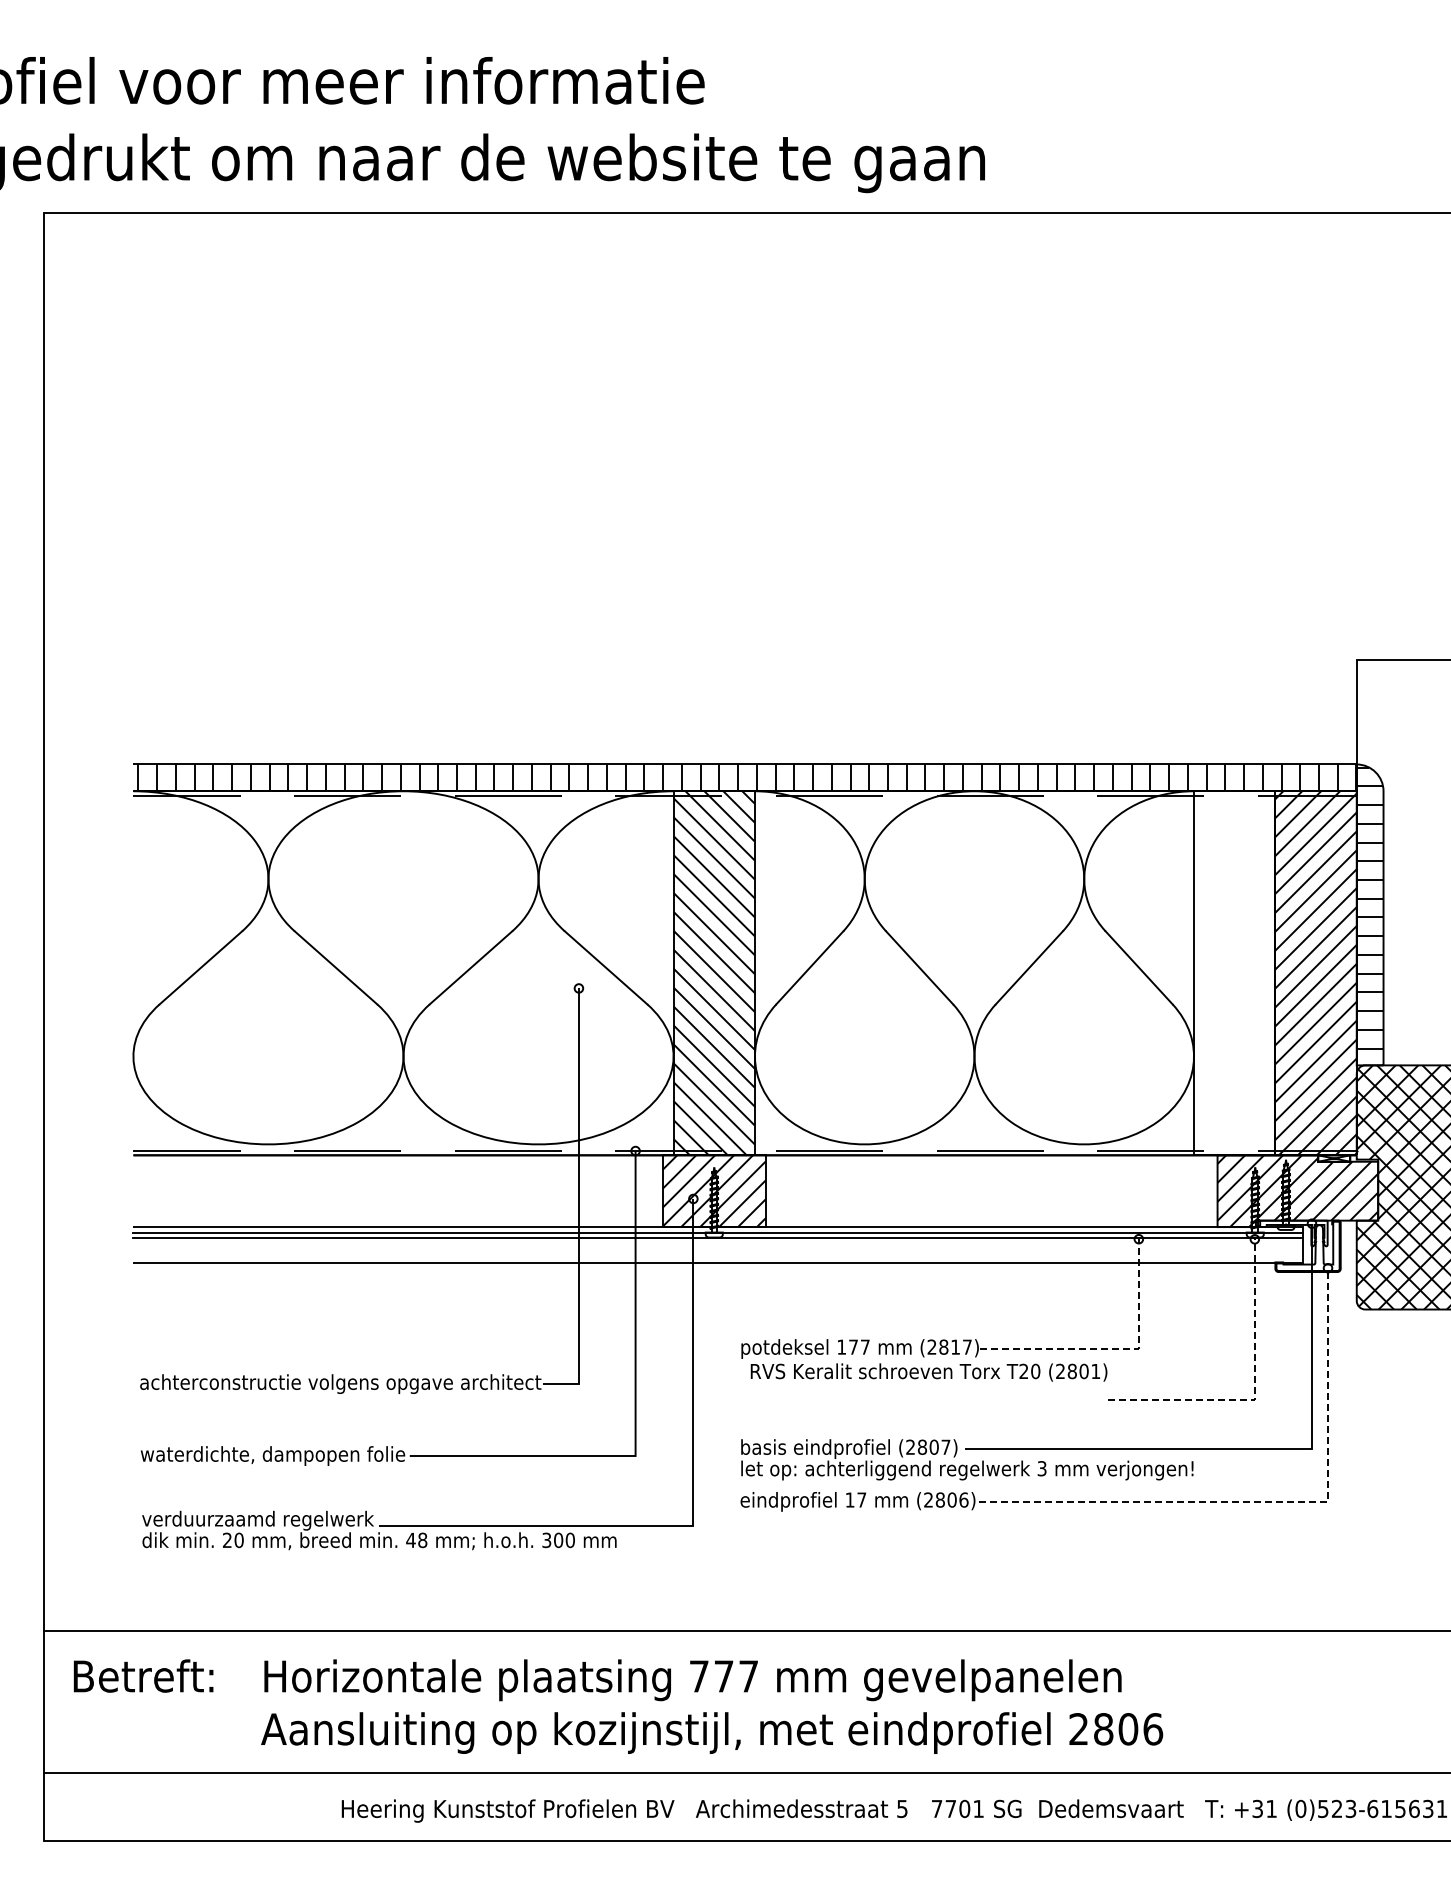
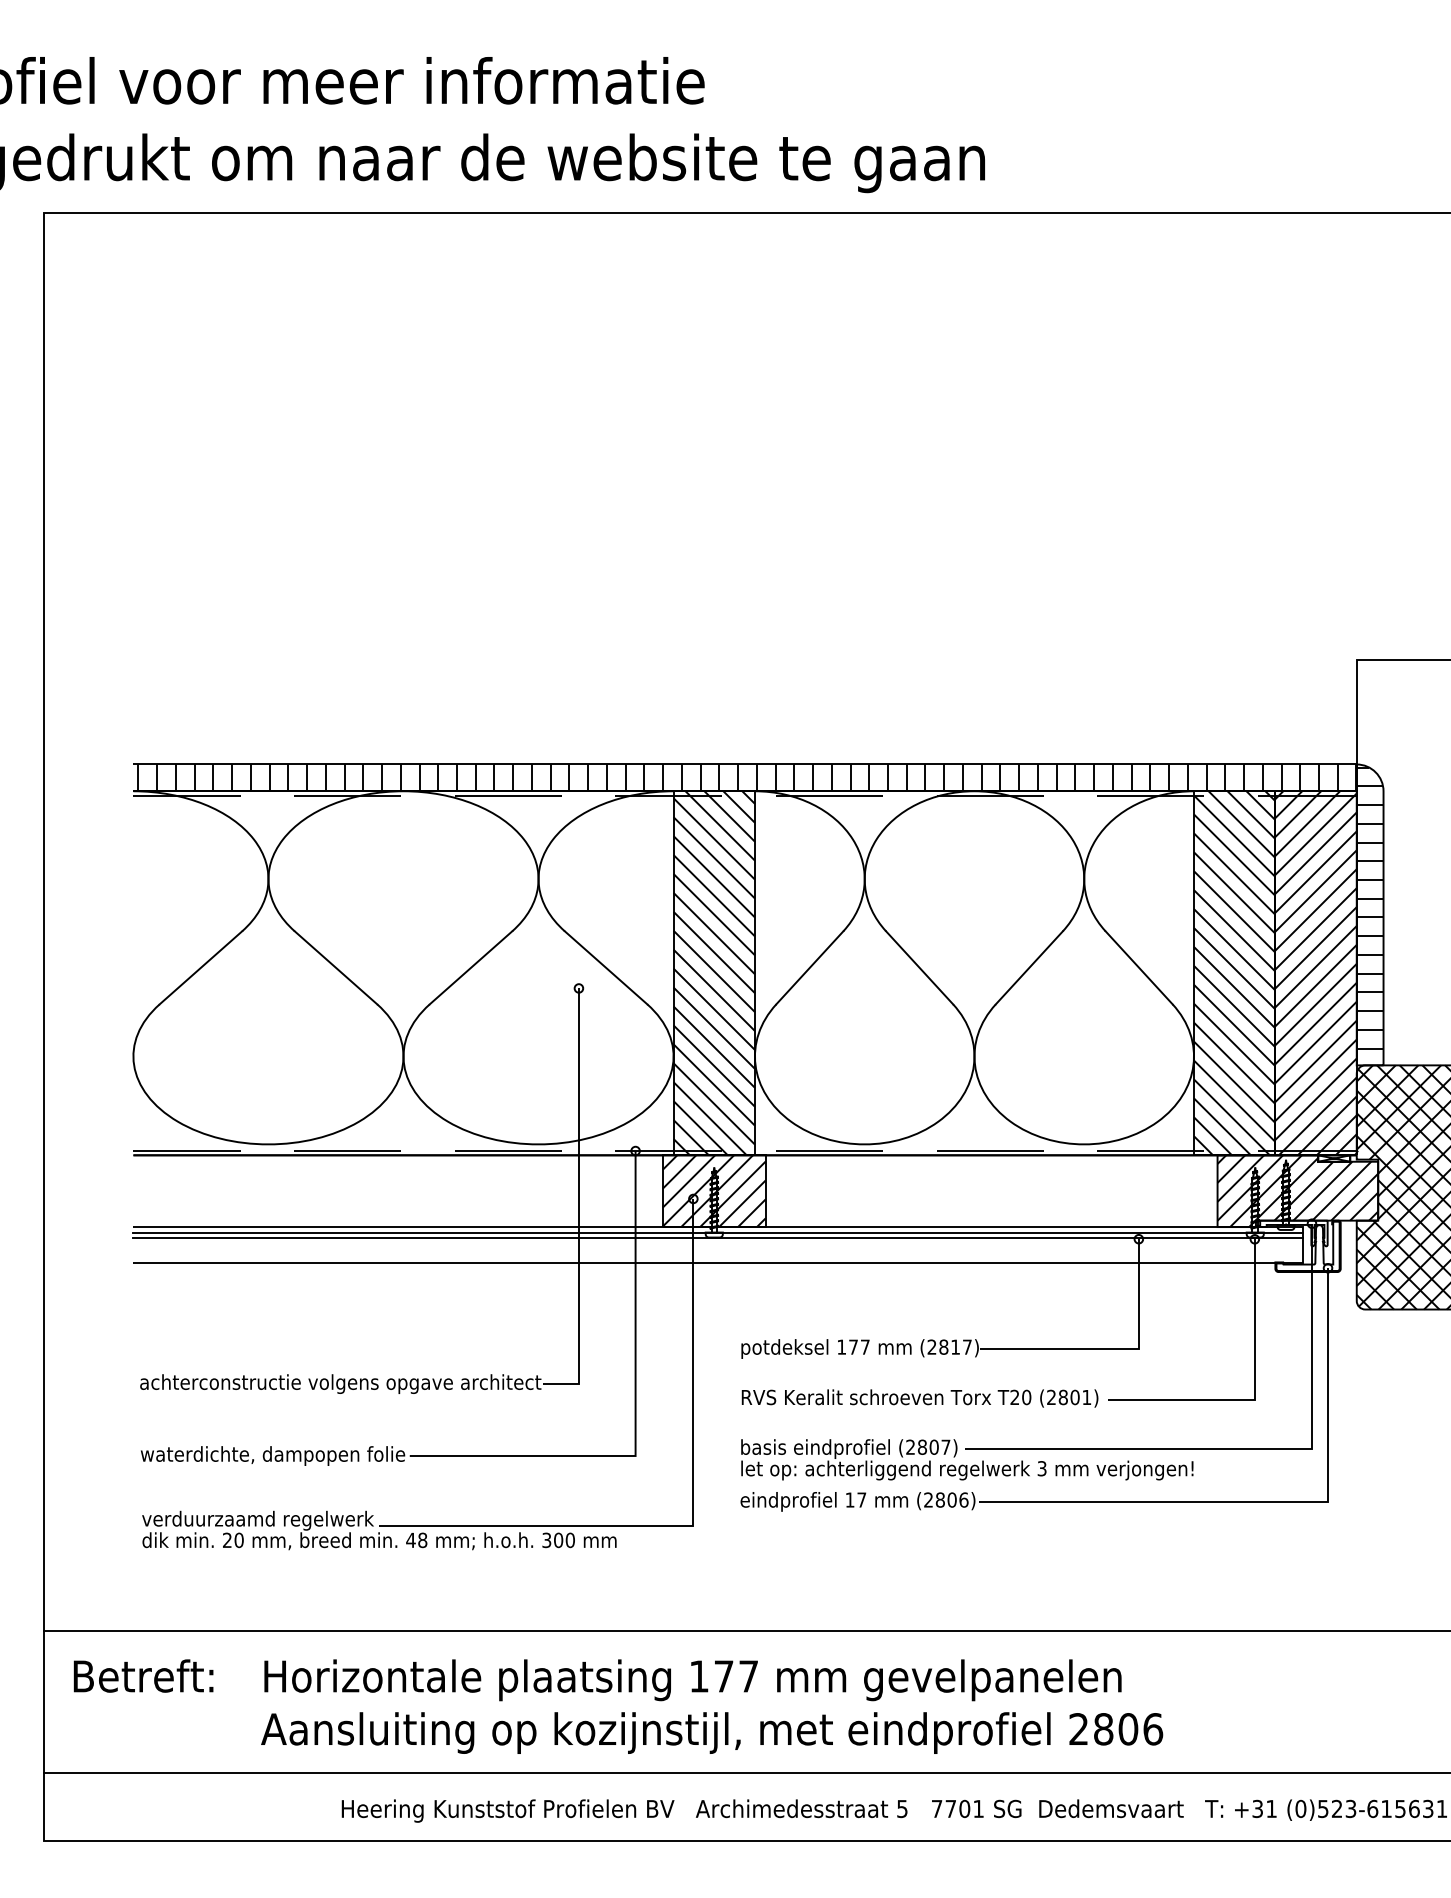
hatch: none -> present (1234, 973)
line: dashed -> solid (1114, 1348)
text position: (928, 1372) -> (919, 1398) (919, 1398)
line: dashed -> solid (1254, 1393)
line: dashed -> solid (1271, 1502)
text: 777 -> 177 (699, 1676)
